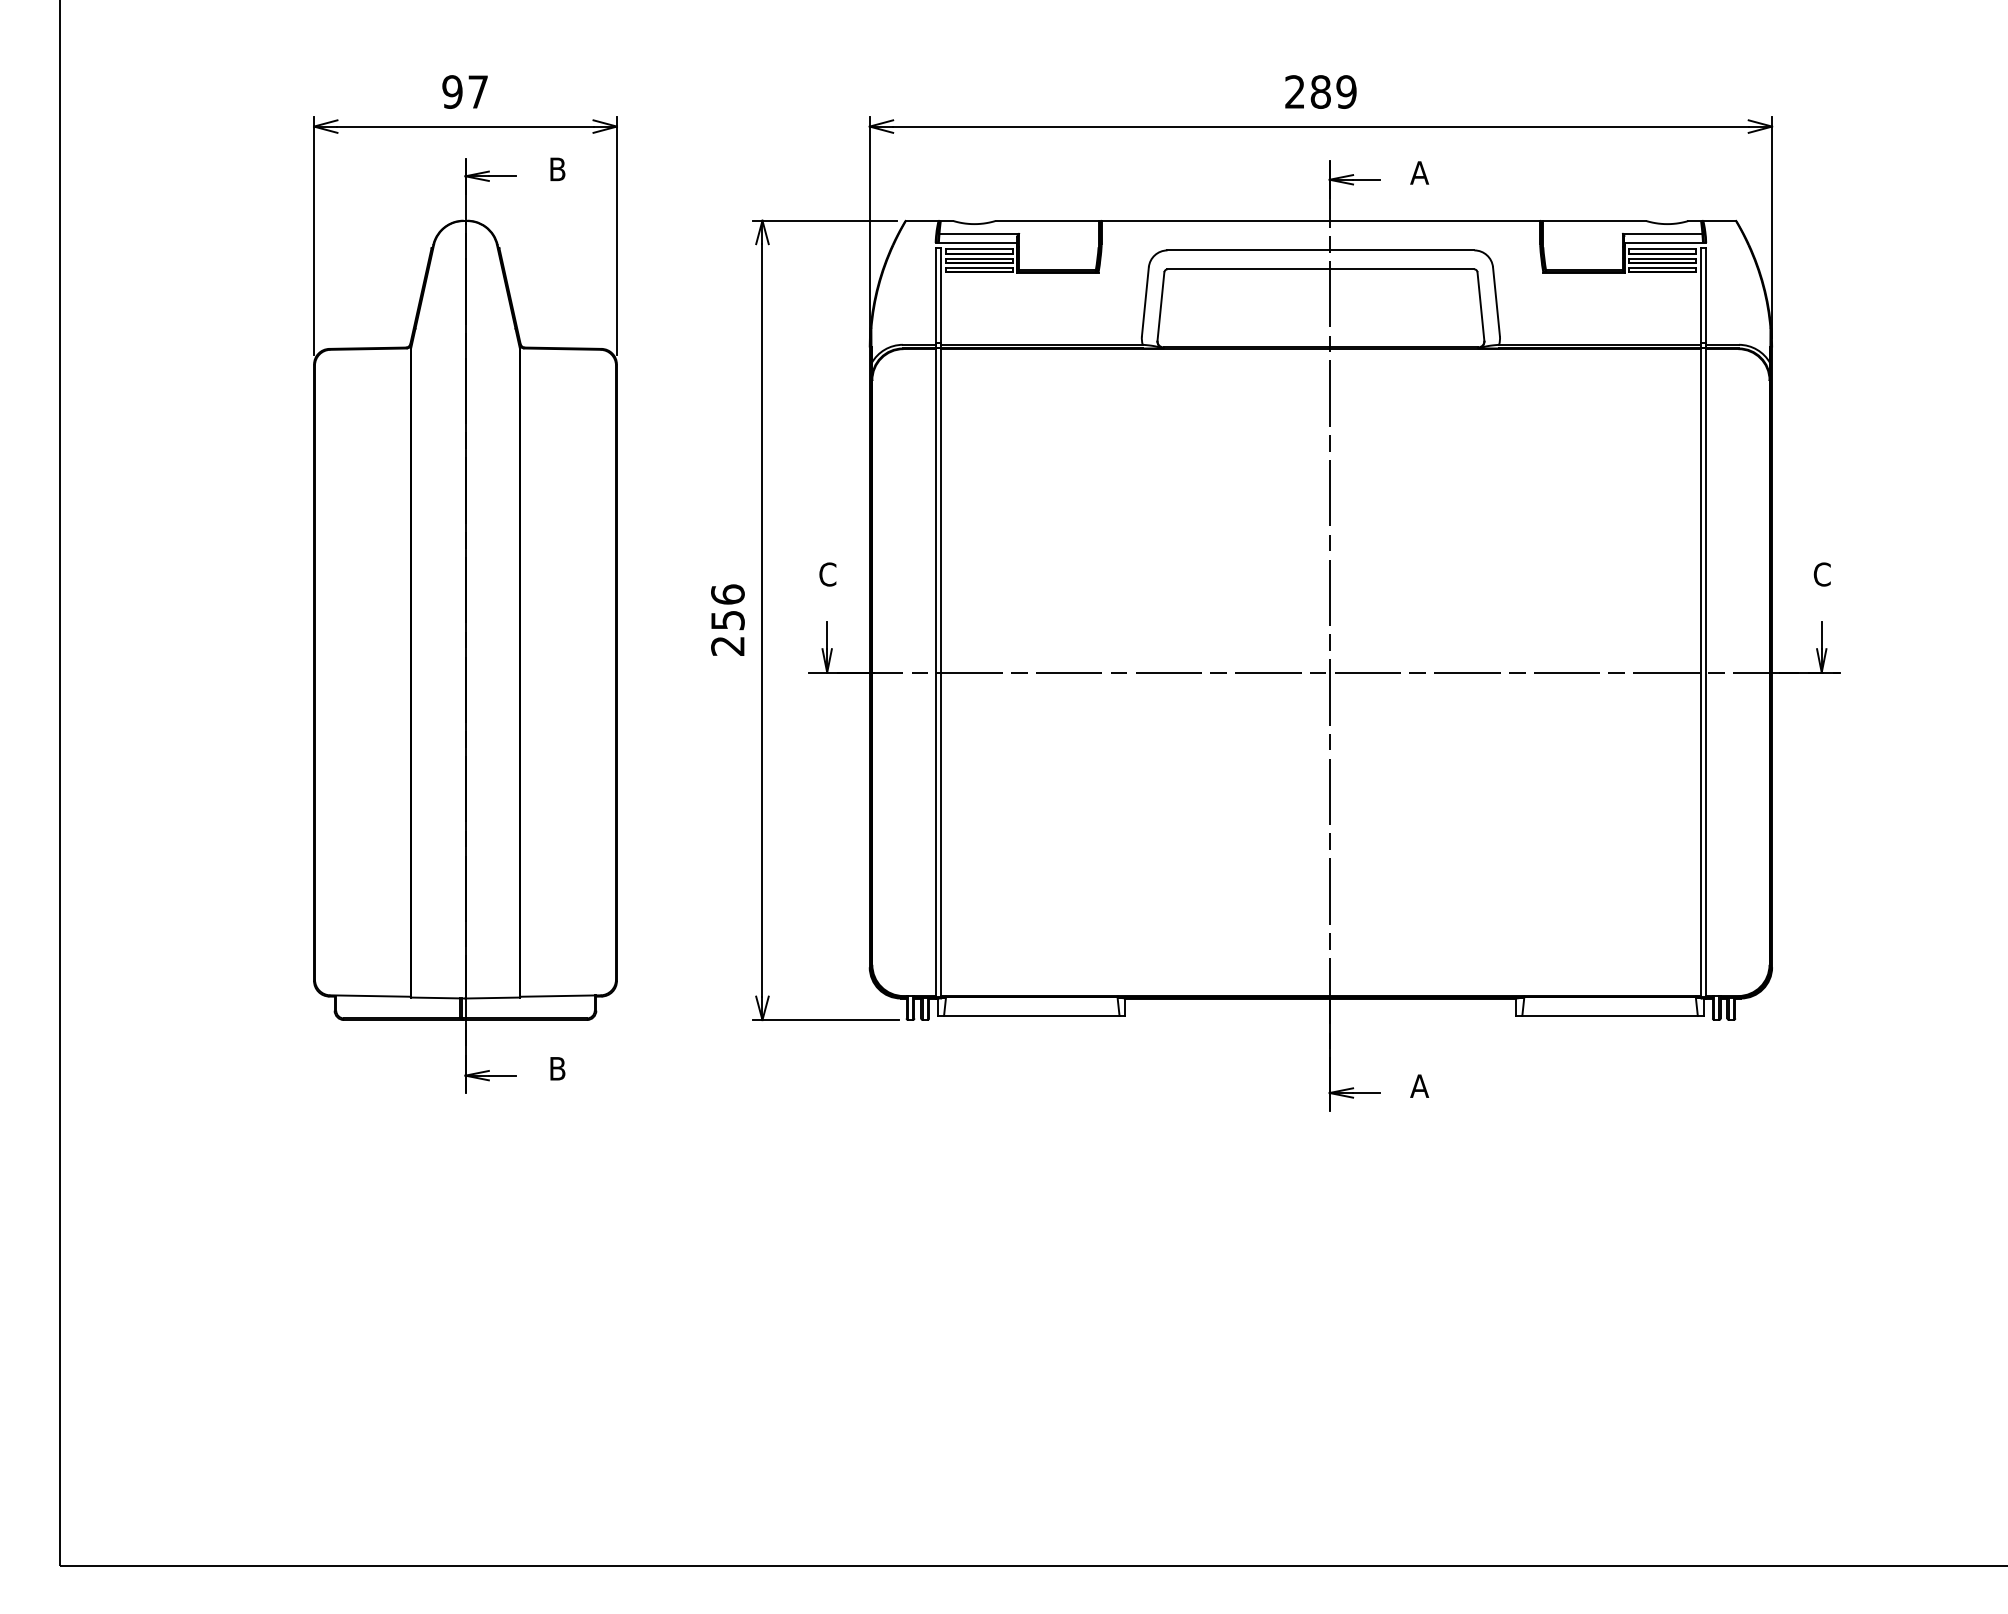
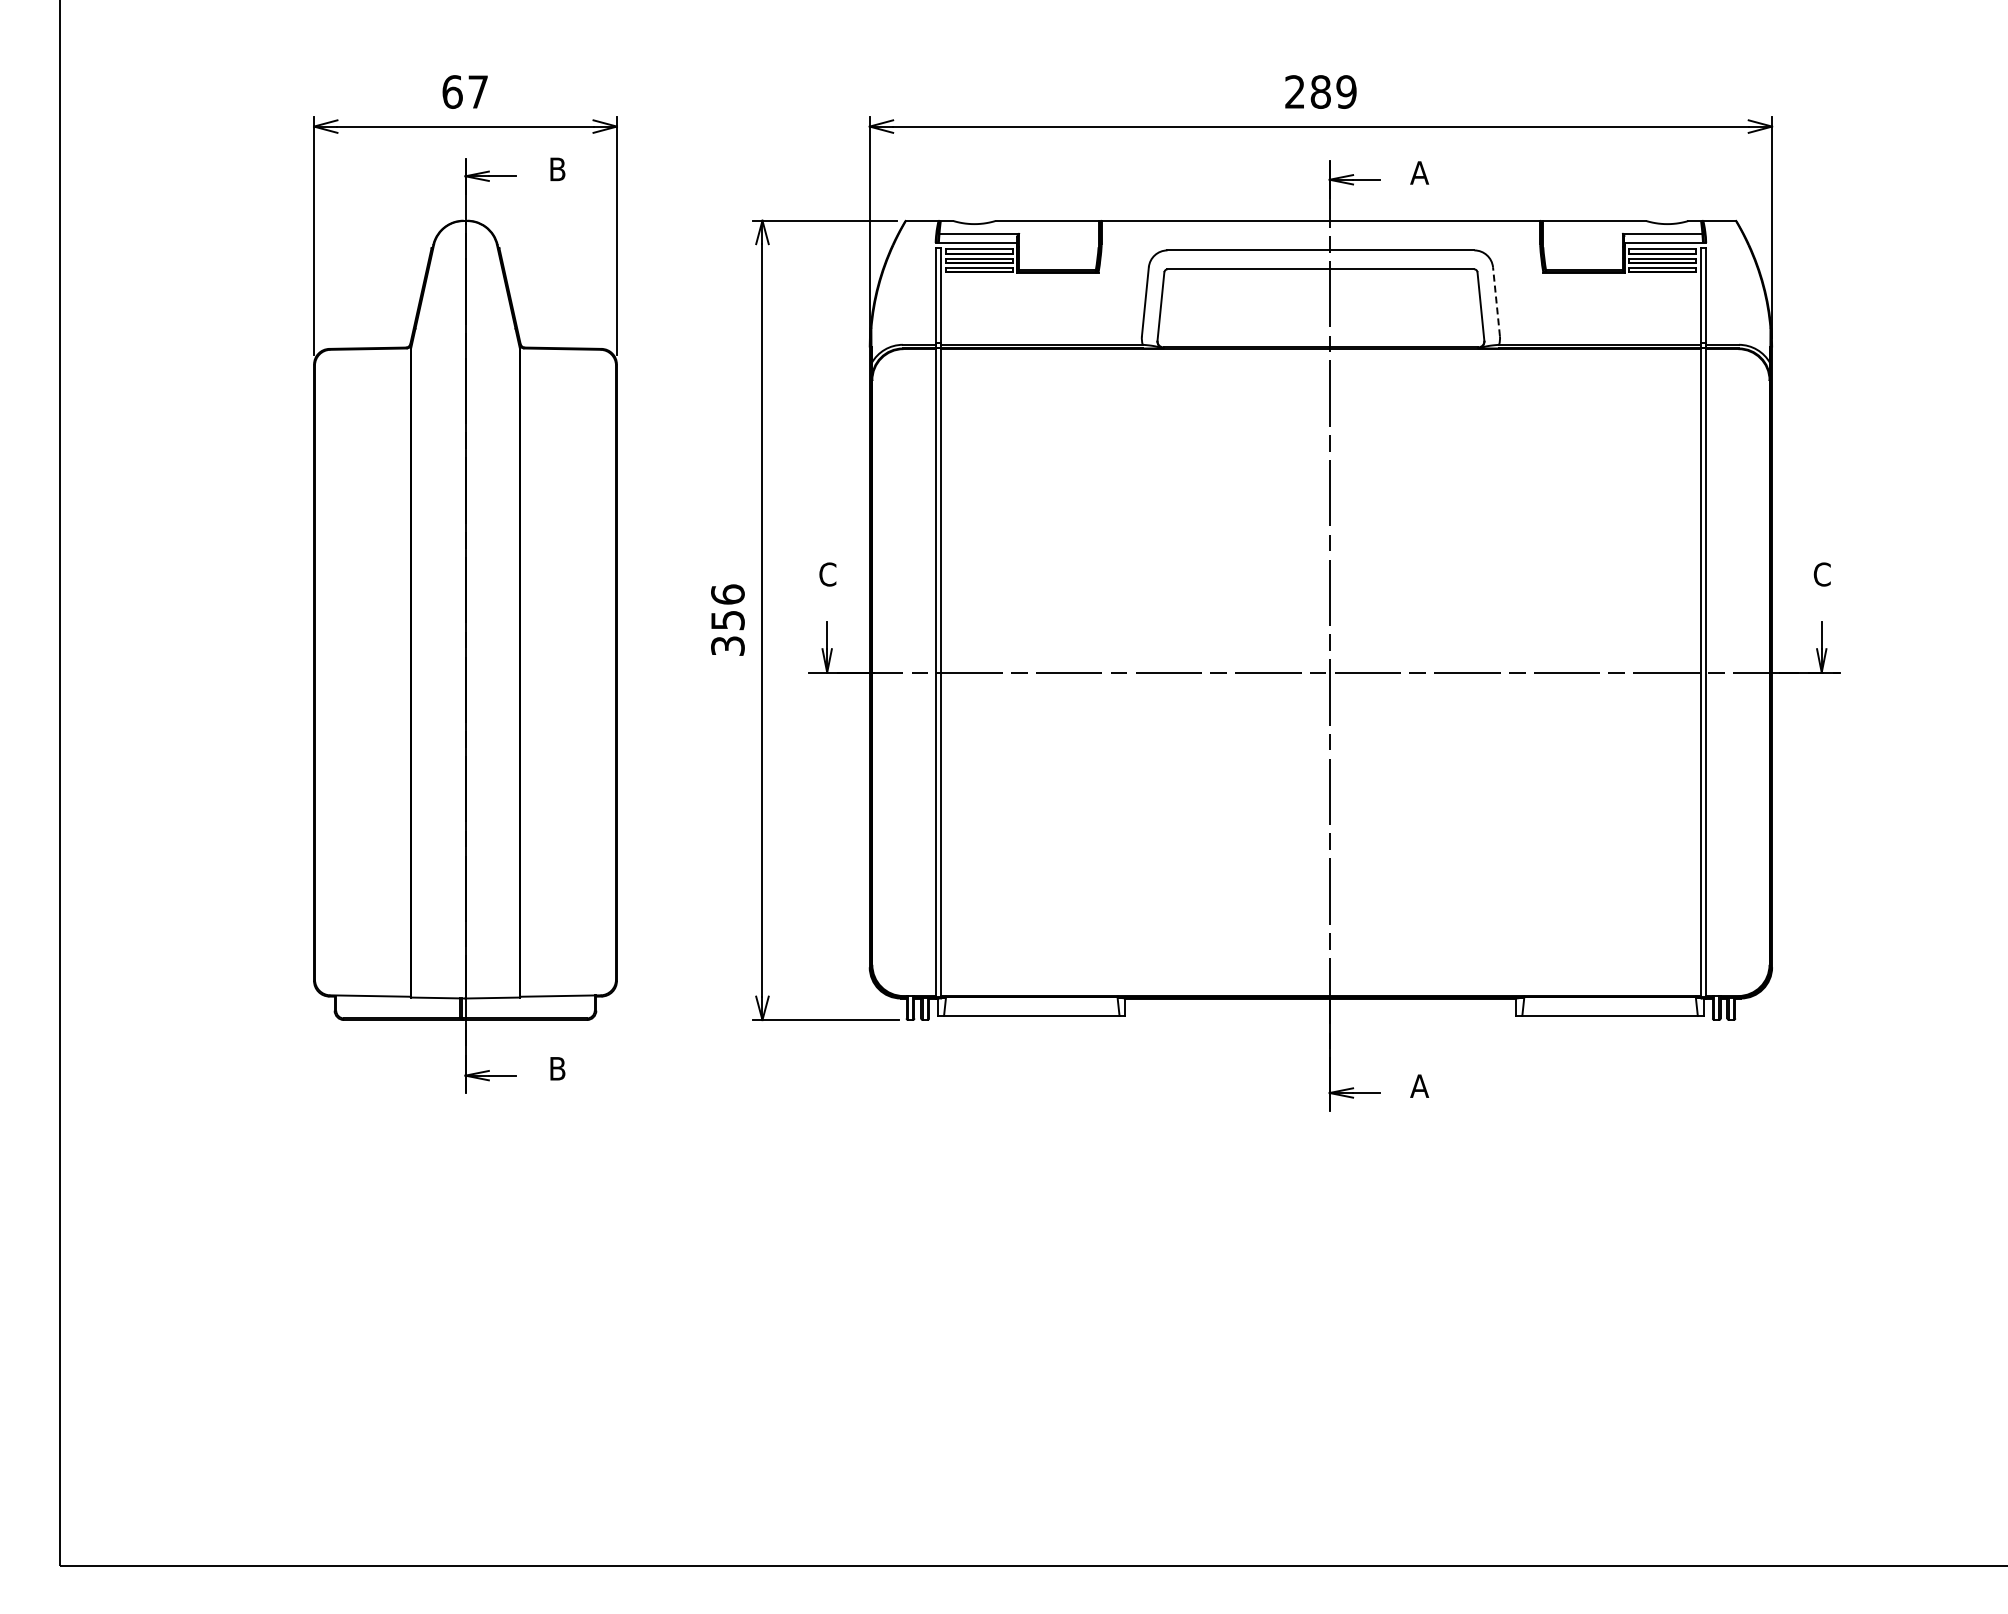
text: 97 -> 67 (452, 91)
line: solid -> dashed (1496, 301)
text: 256 -> 356 (727, 645)
